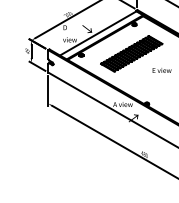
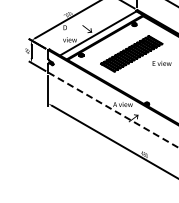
text position: (161, 70) -> (161, 63) (161, 63)
line: solid -> dashed (114, 110)
